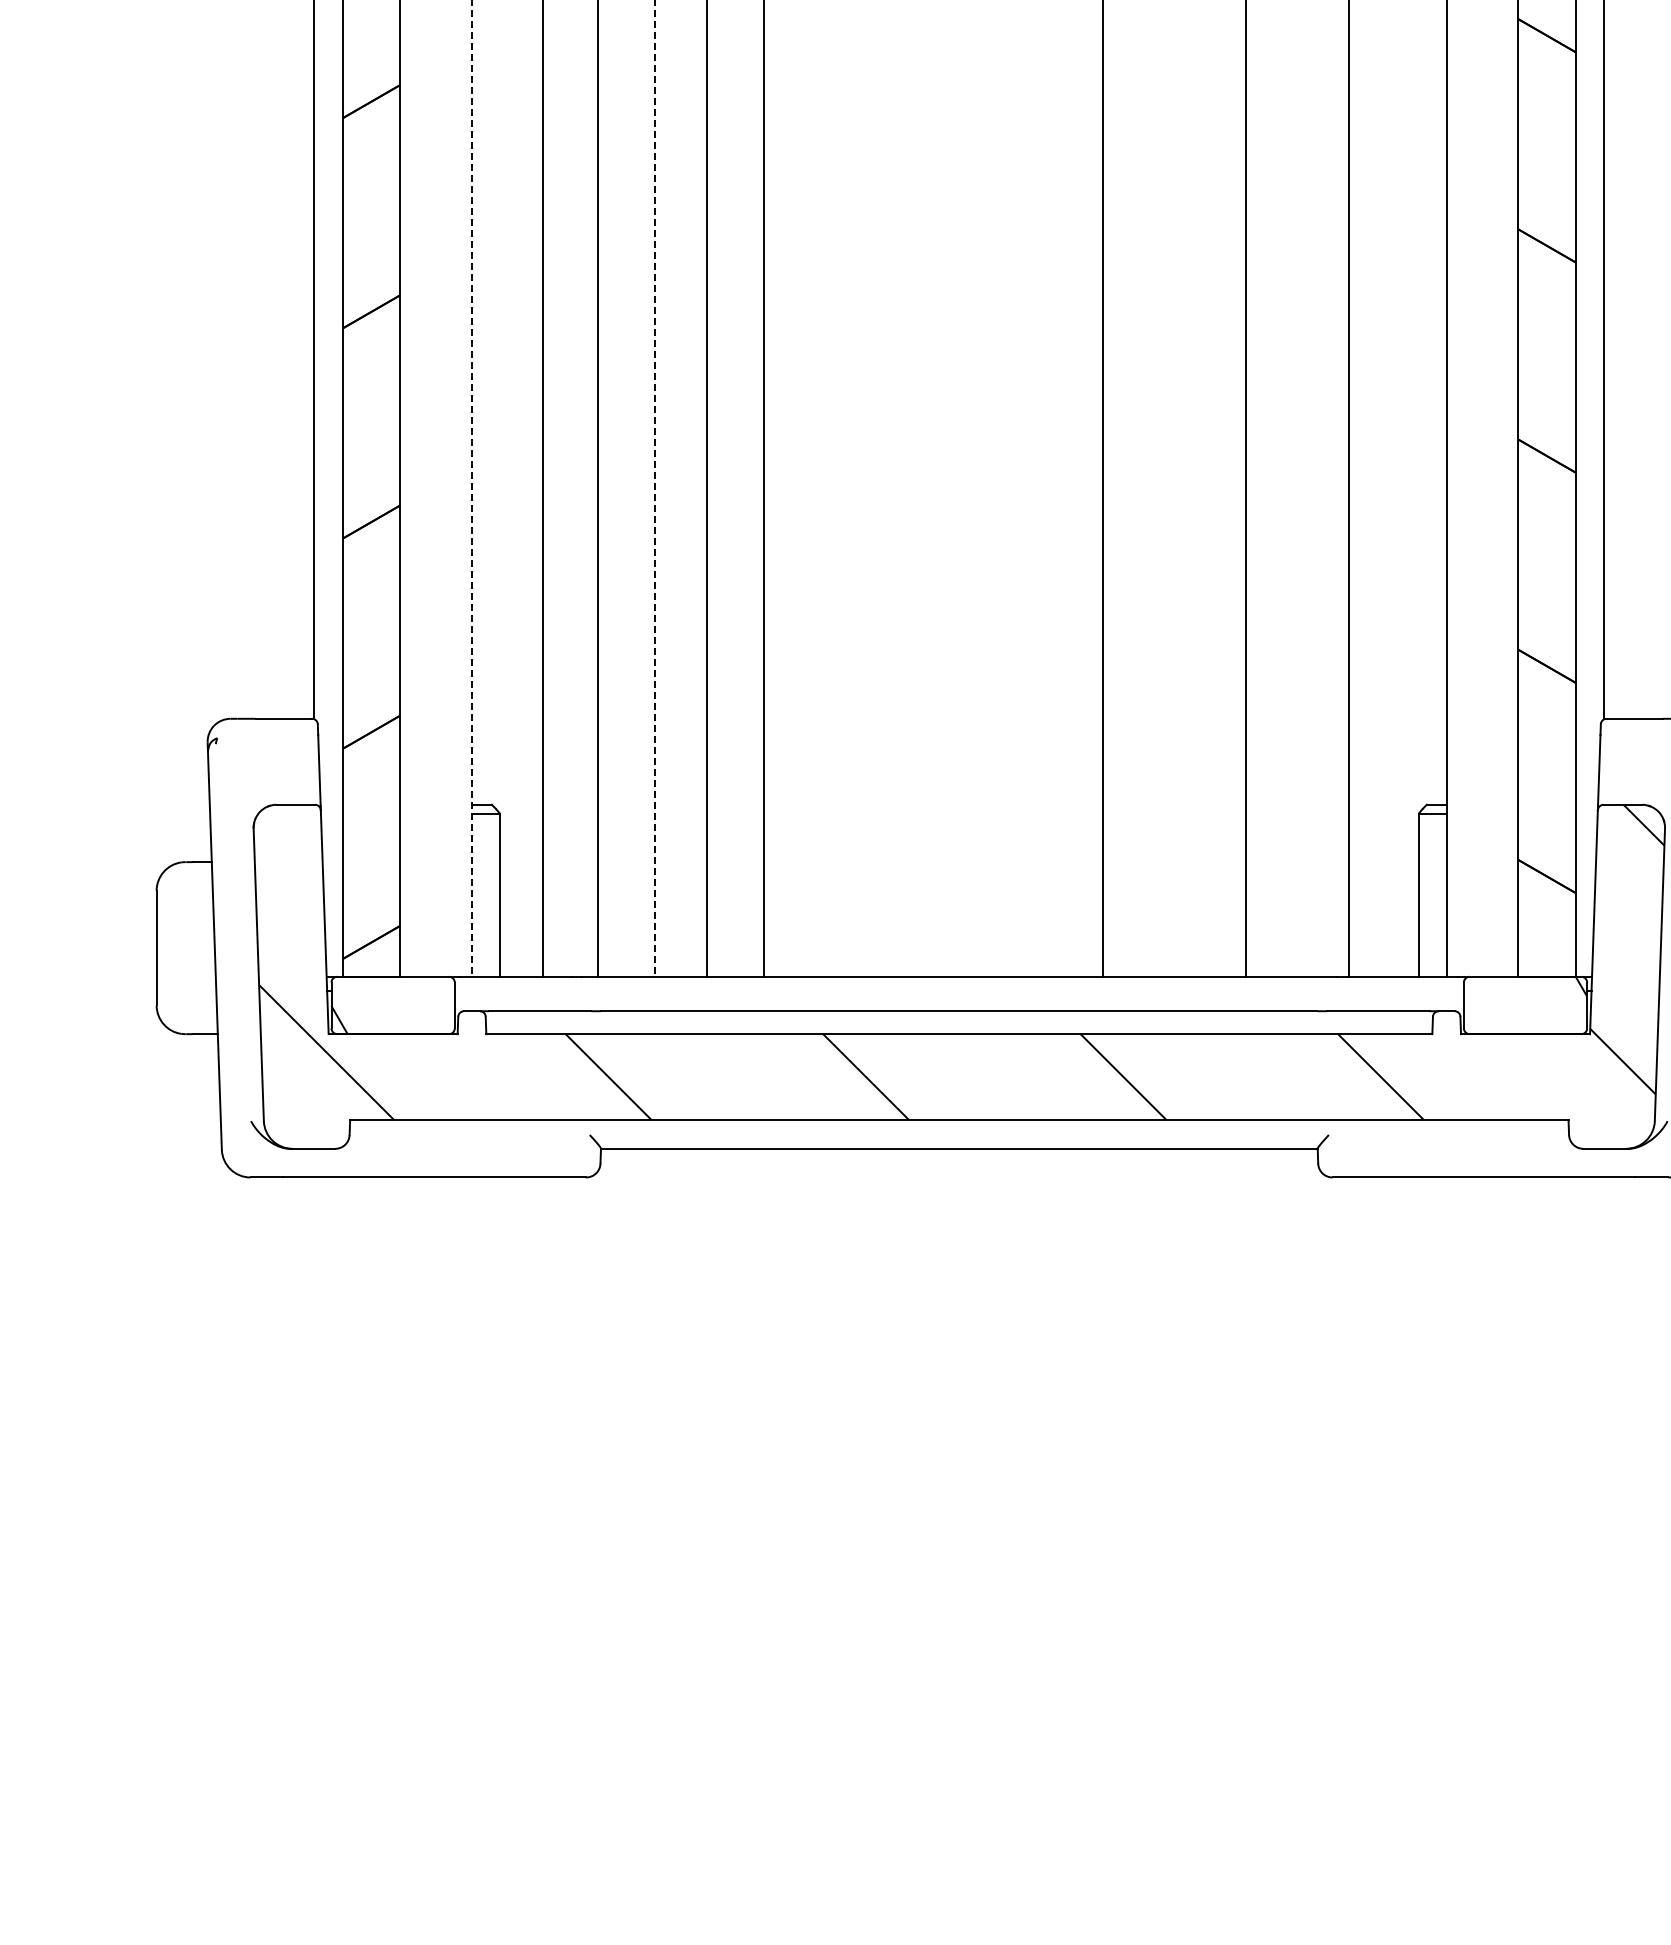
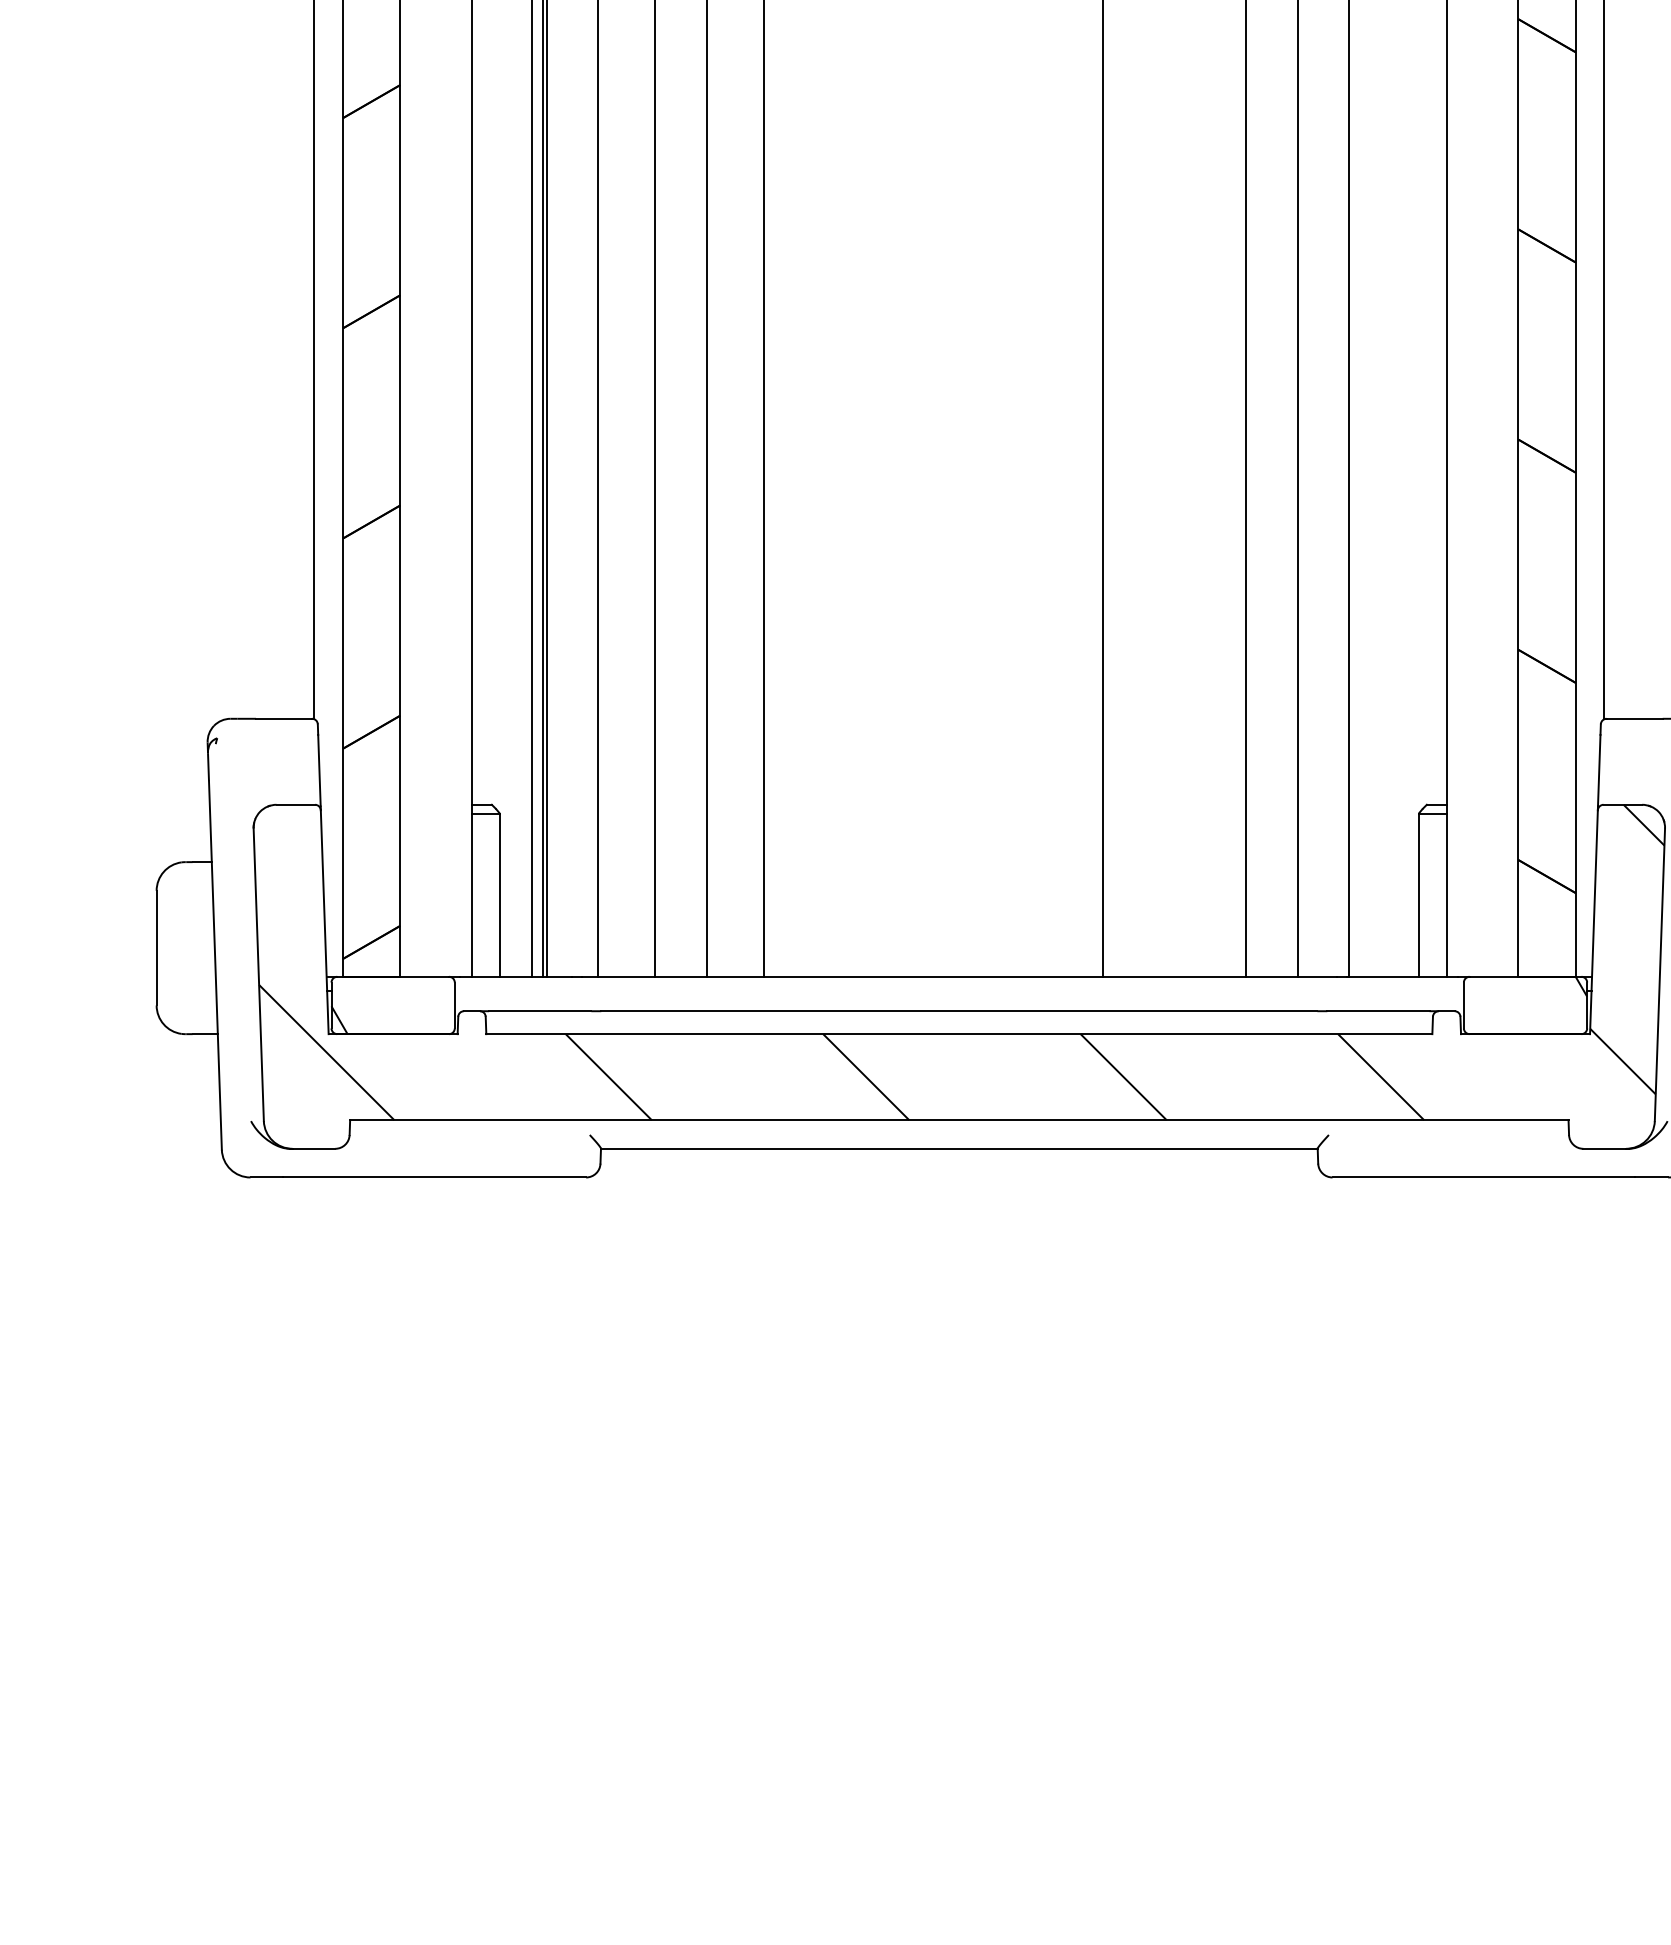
line: dashed -> solid (472, 488)
line: dashed -> solid (655, 488)
line: none -> present (532, 489)
line: none -> present (546, 489)
line: none -> present (1297, 489)
